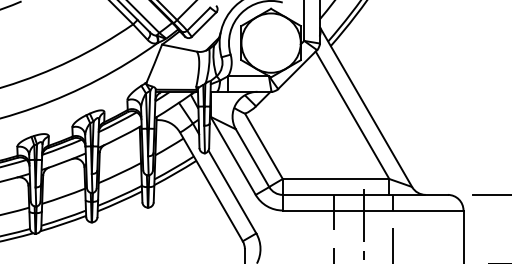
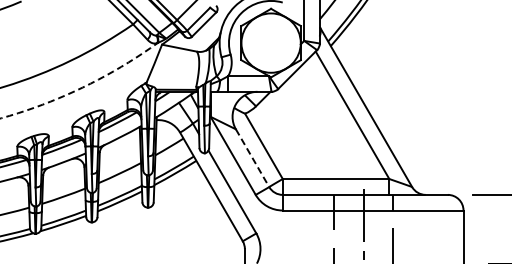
arc: solid -> dashed (82, 87)
line: solid -> dashed (252, 158)
